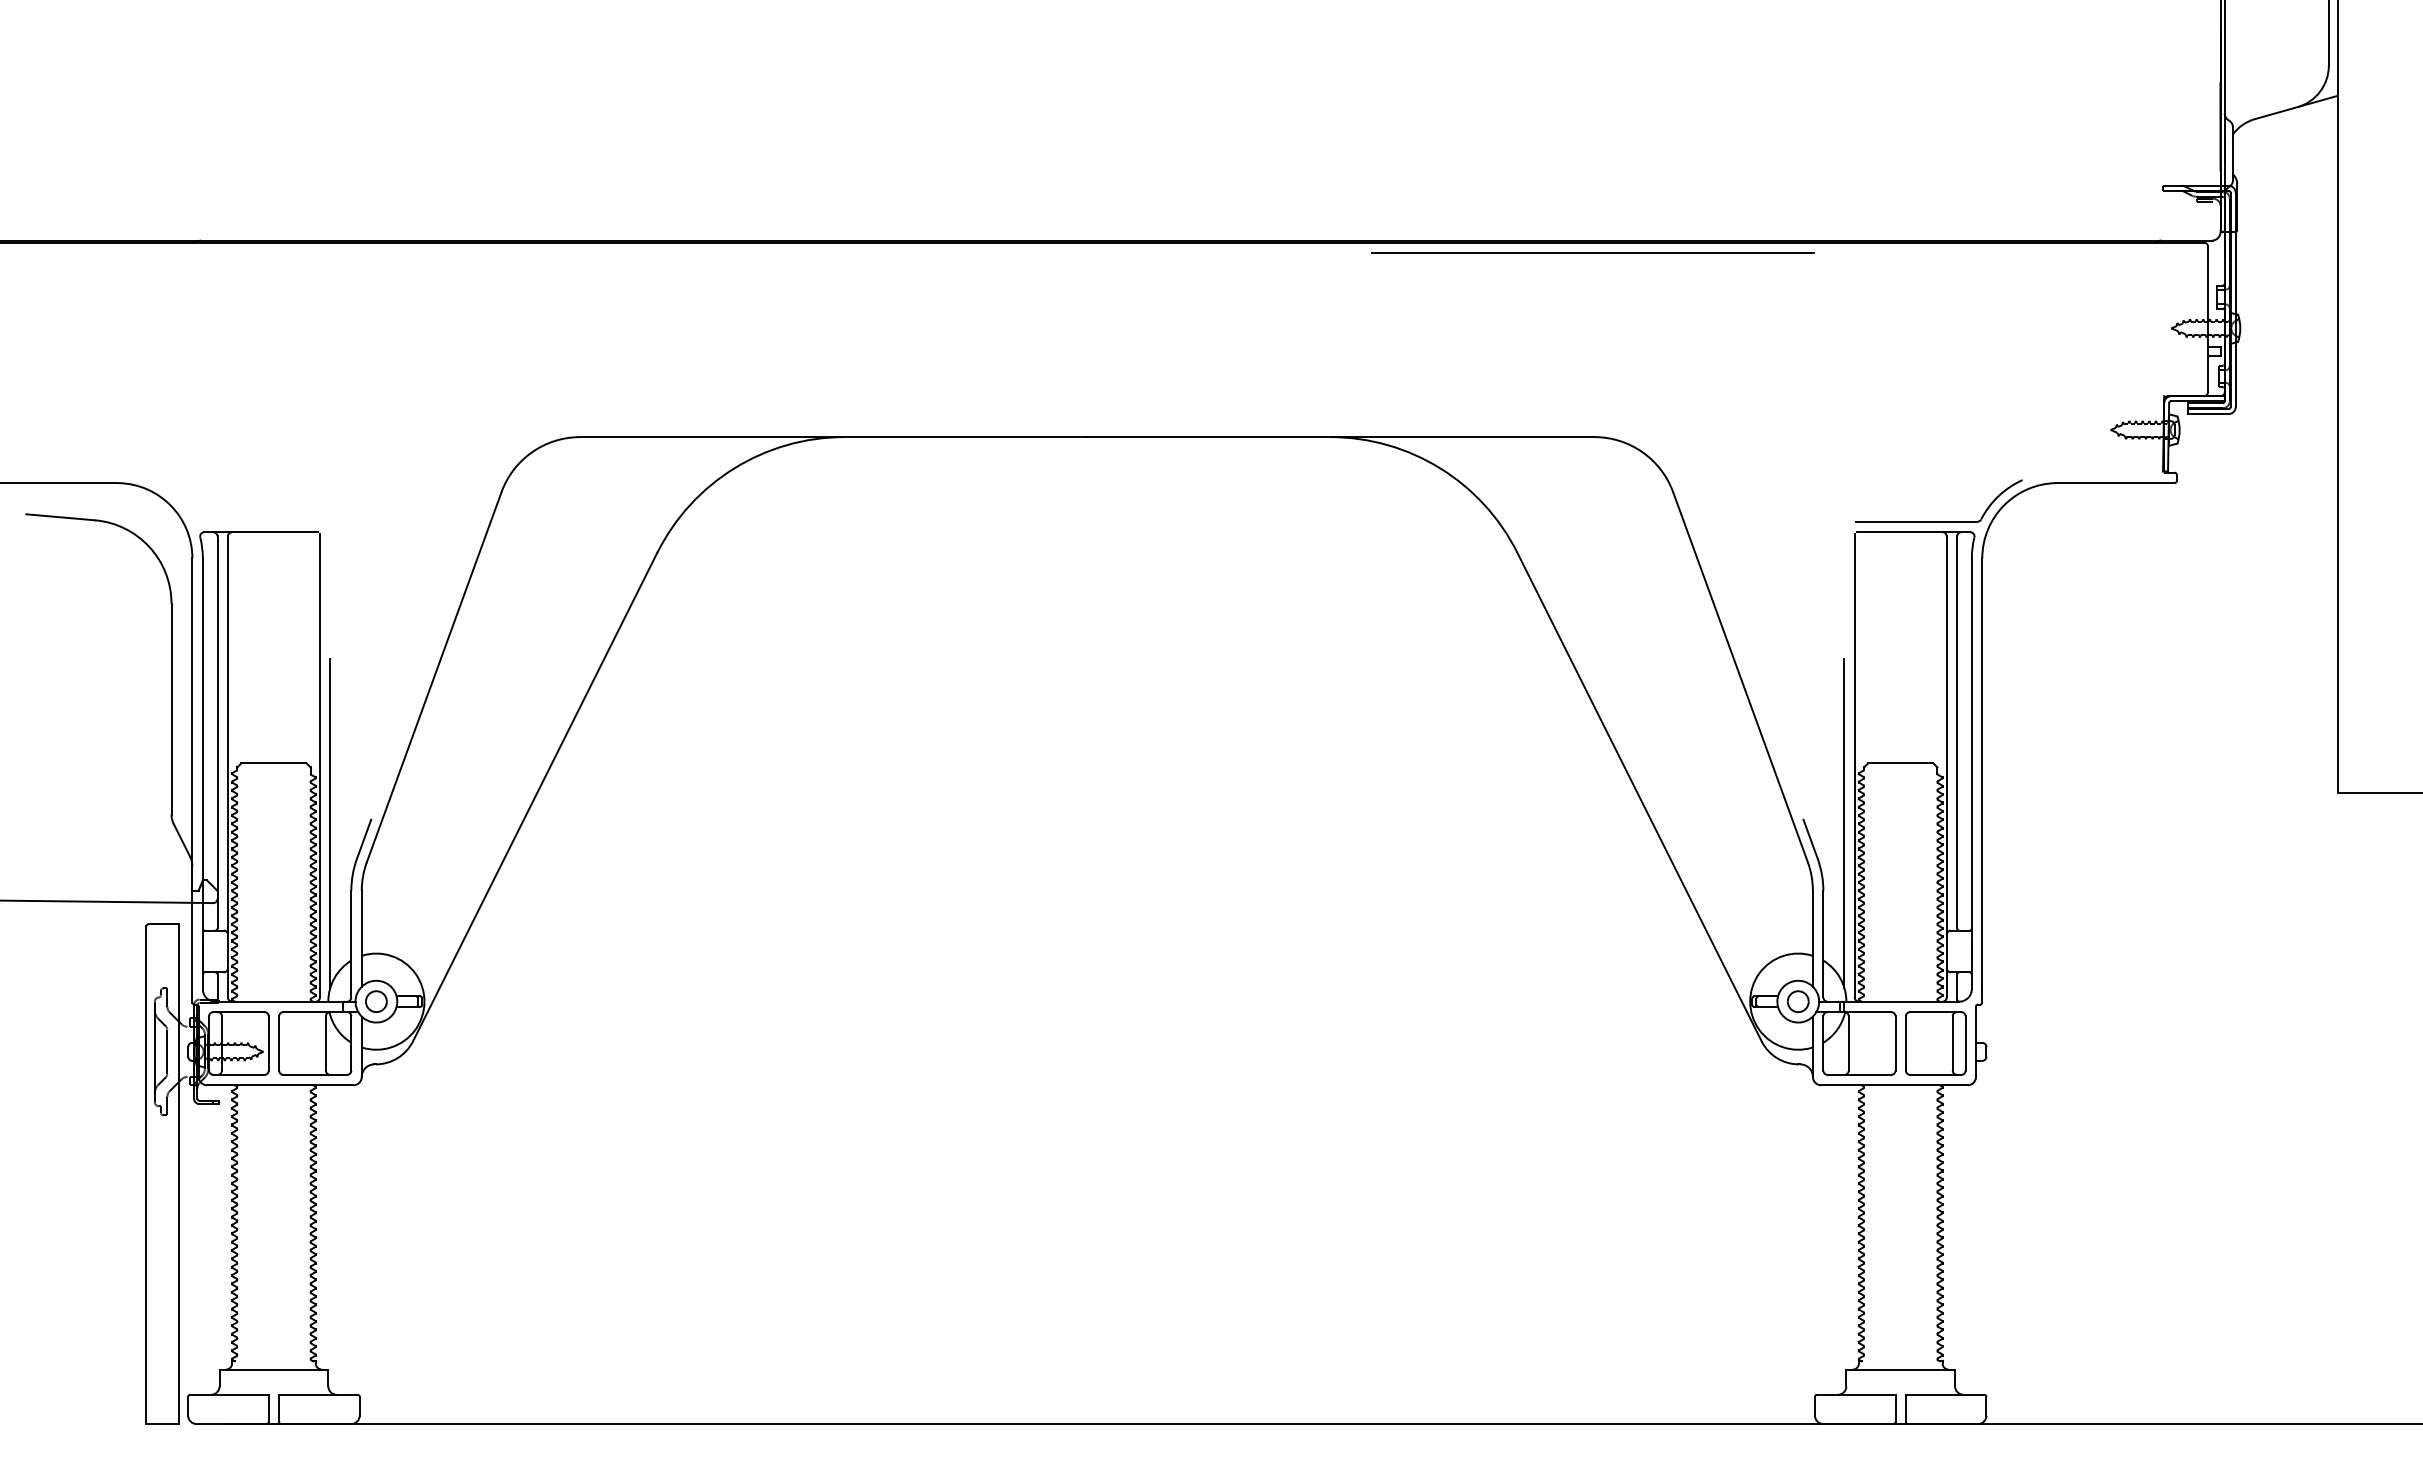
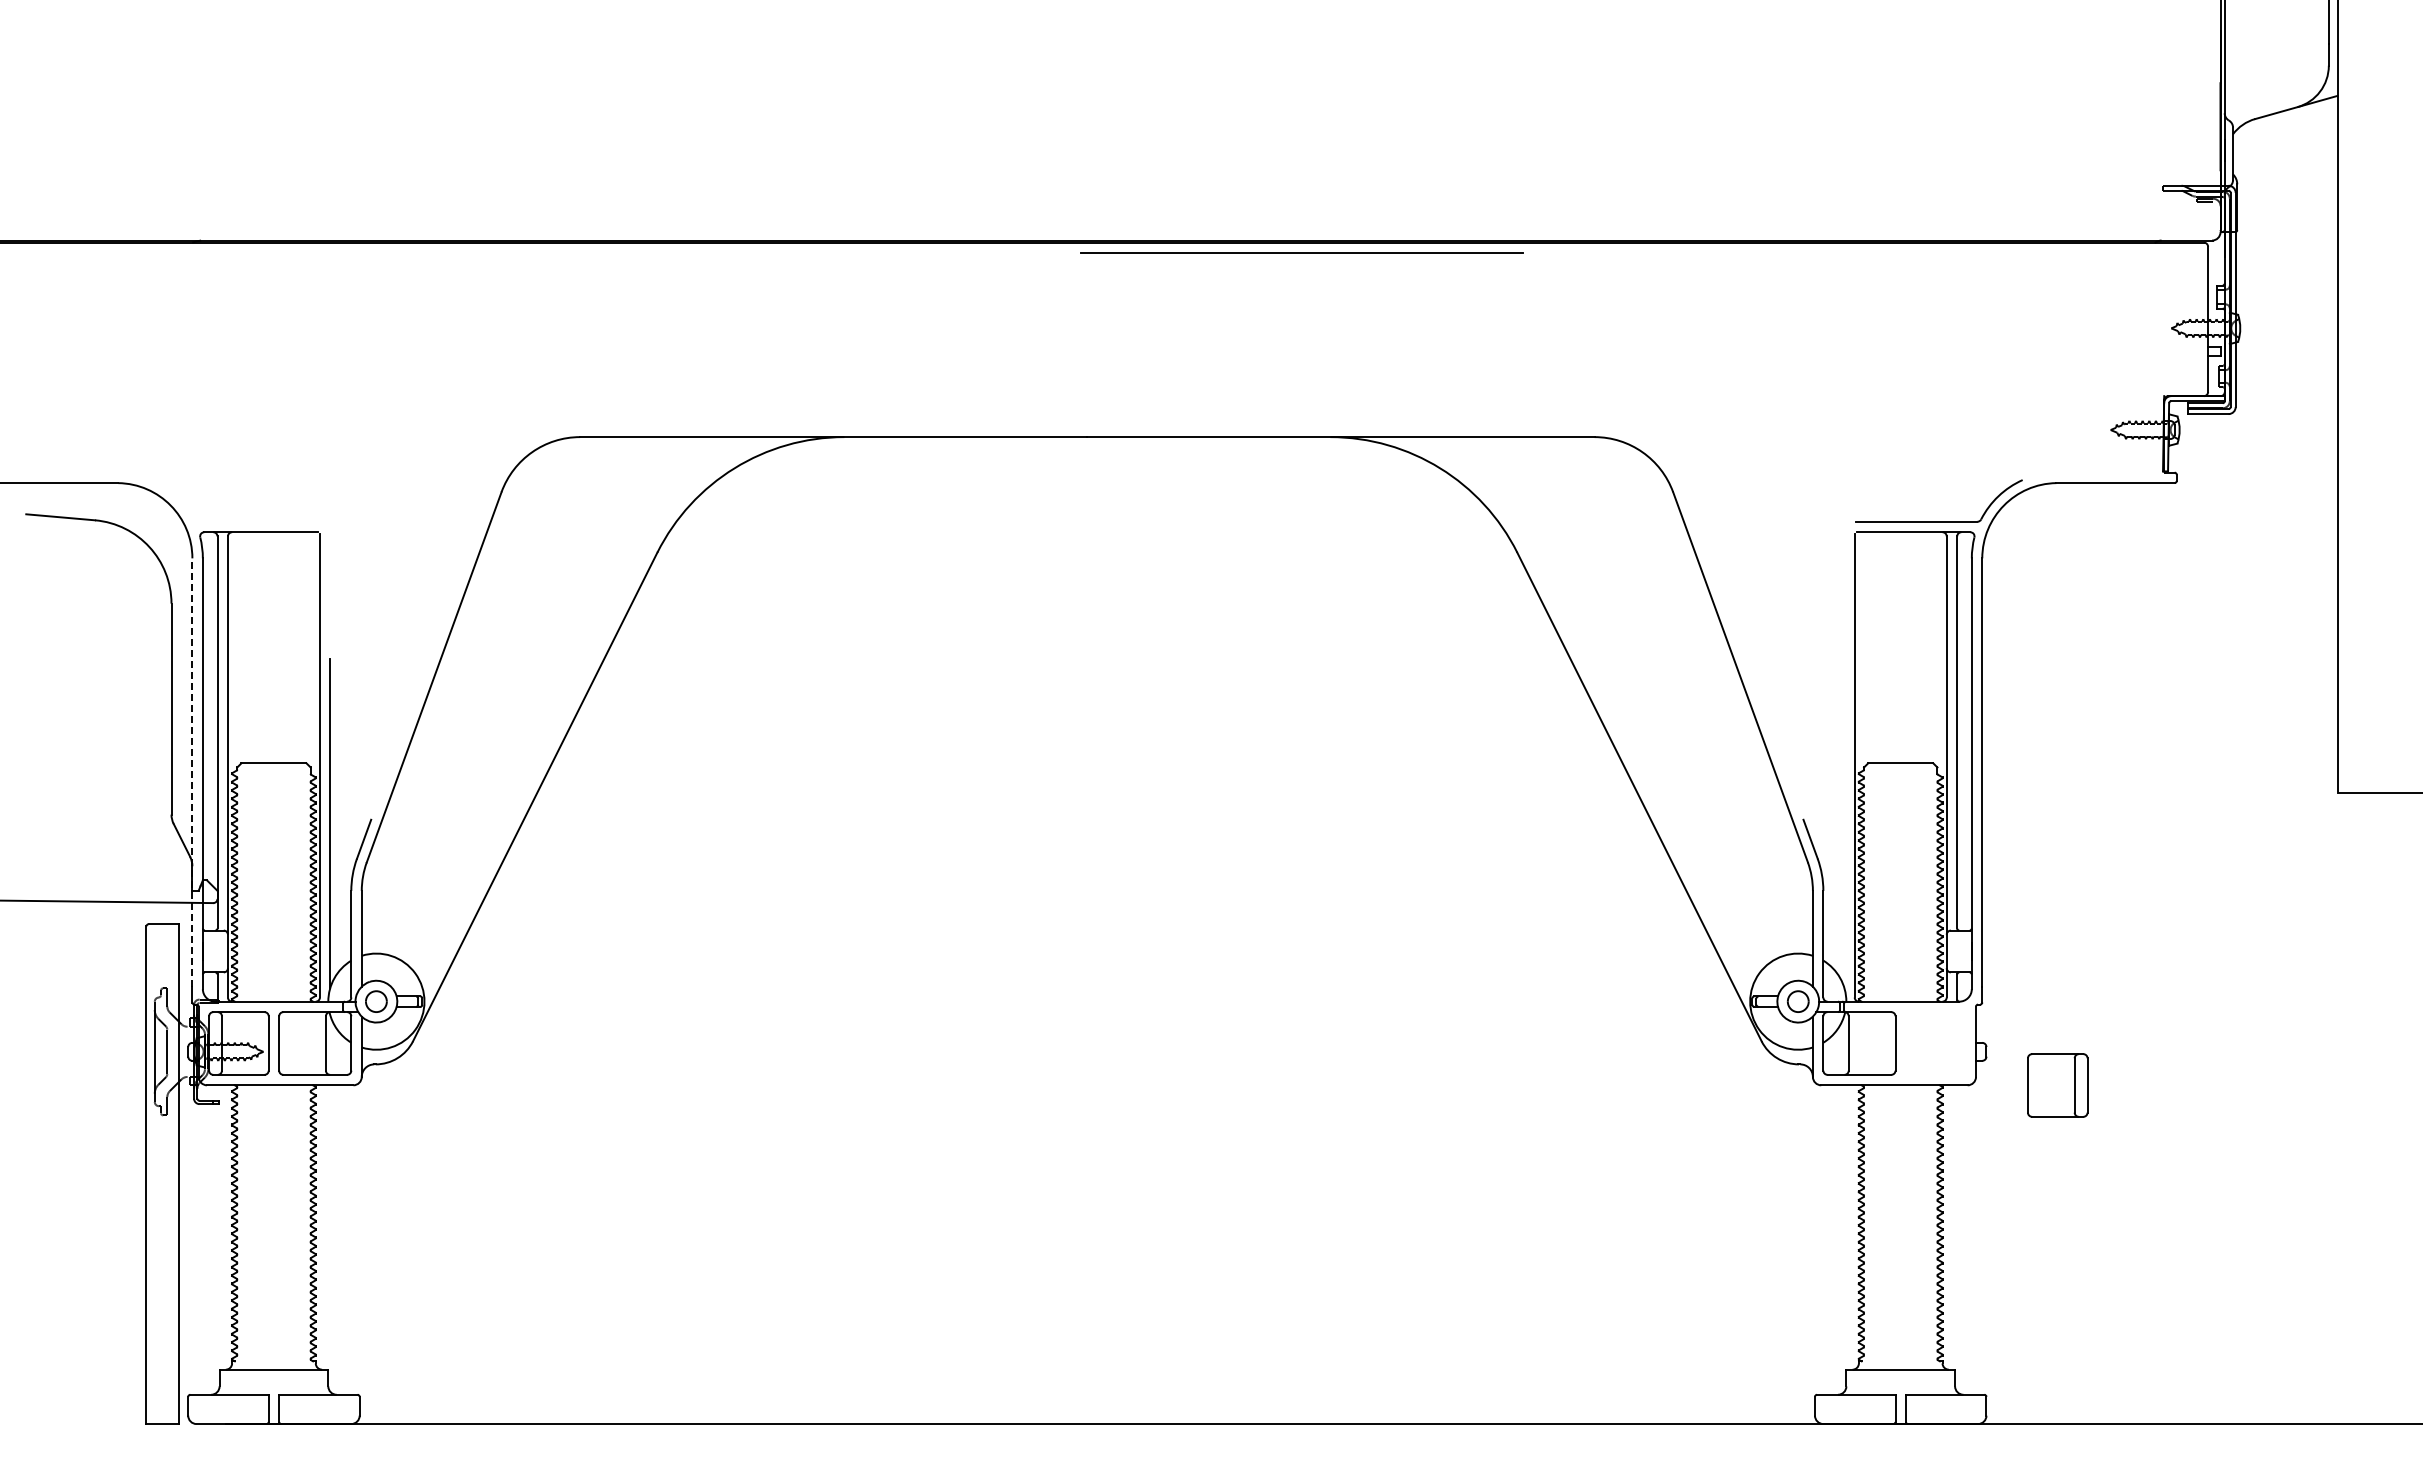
line position: (1592, 252) -> (1301, 252) (1301, 252)
line: solid -> dashed (192, 772)
line: present -> none (1844, 822)
part position: (1935, 1043) -> (2057, 1085) (2057, 1085)
